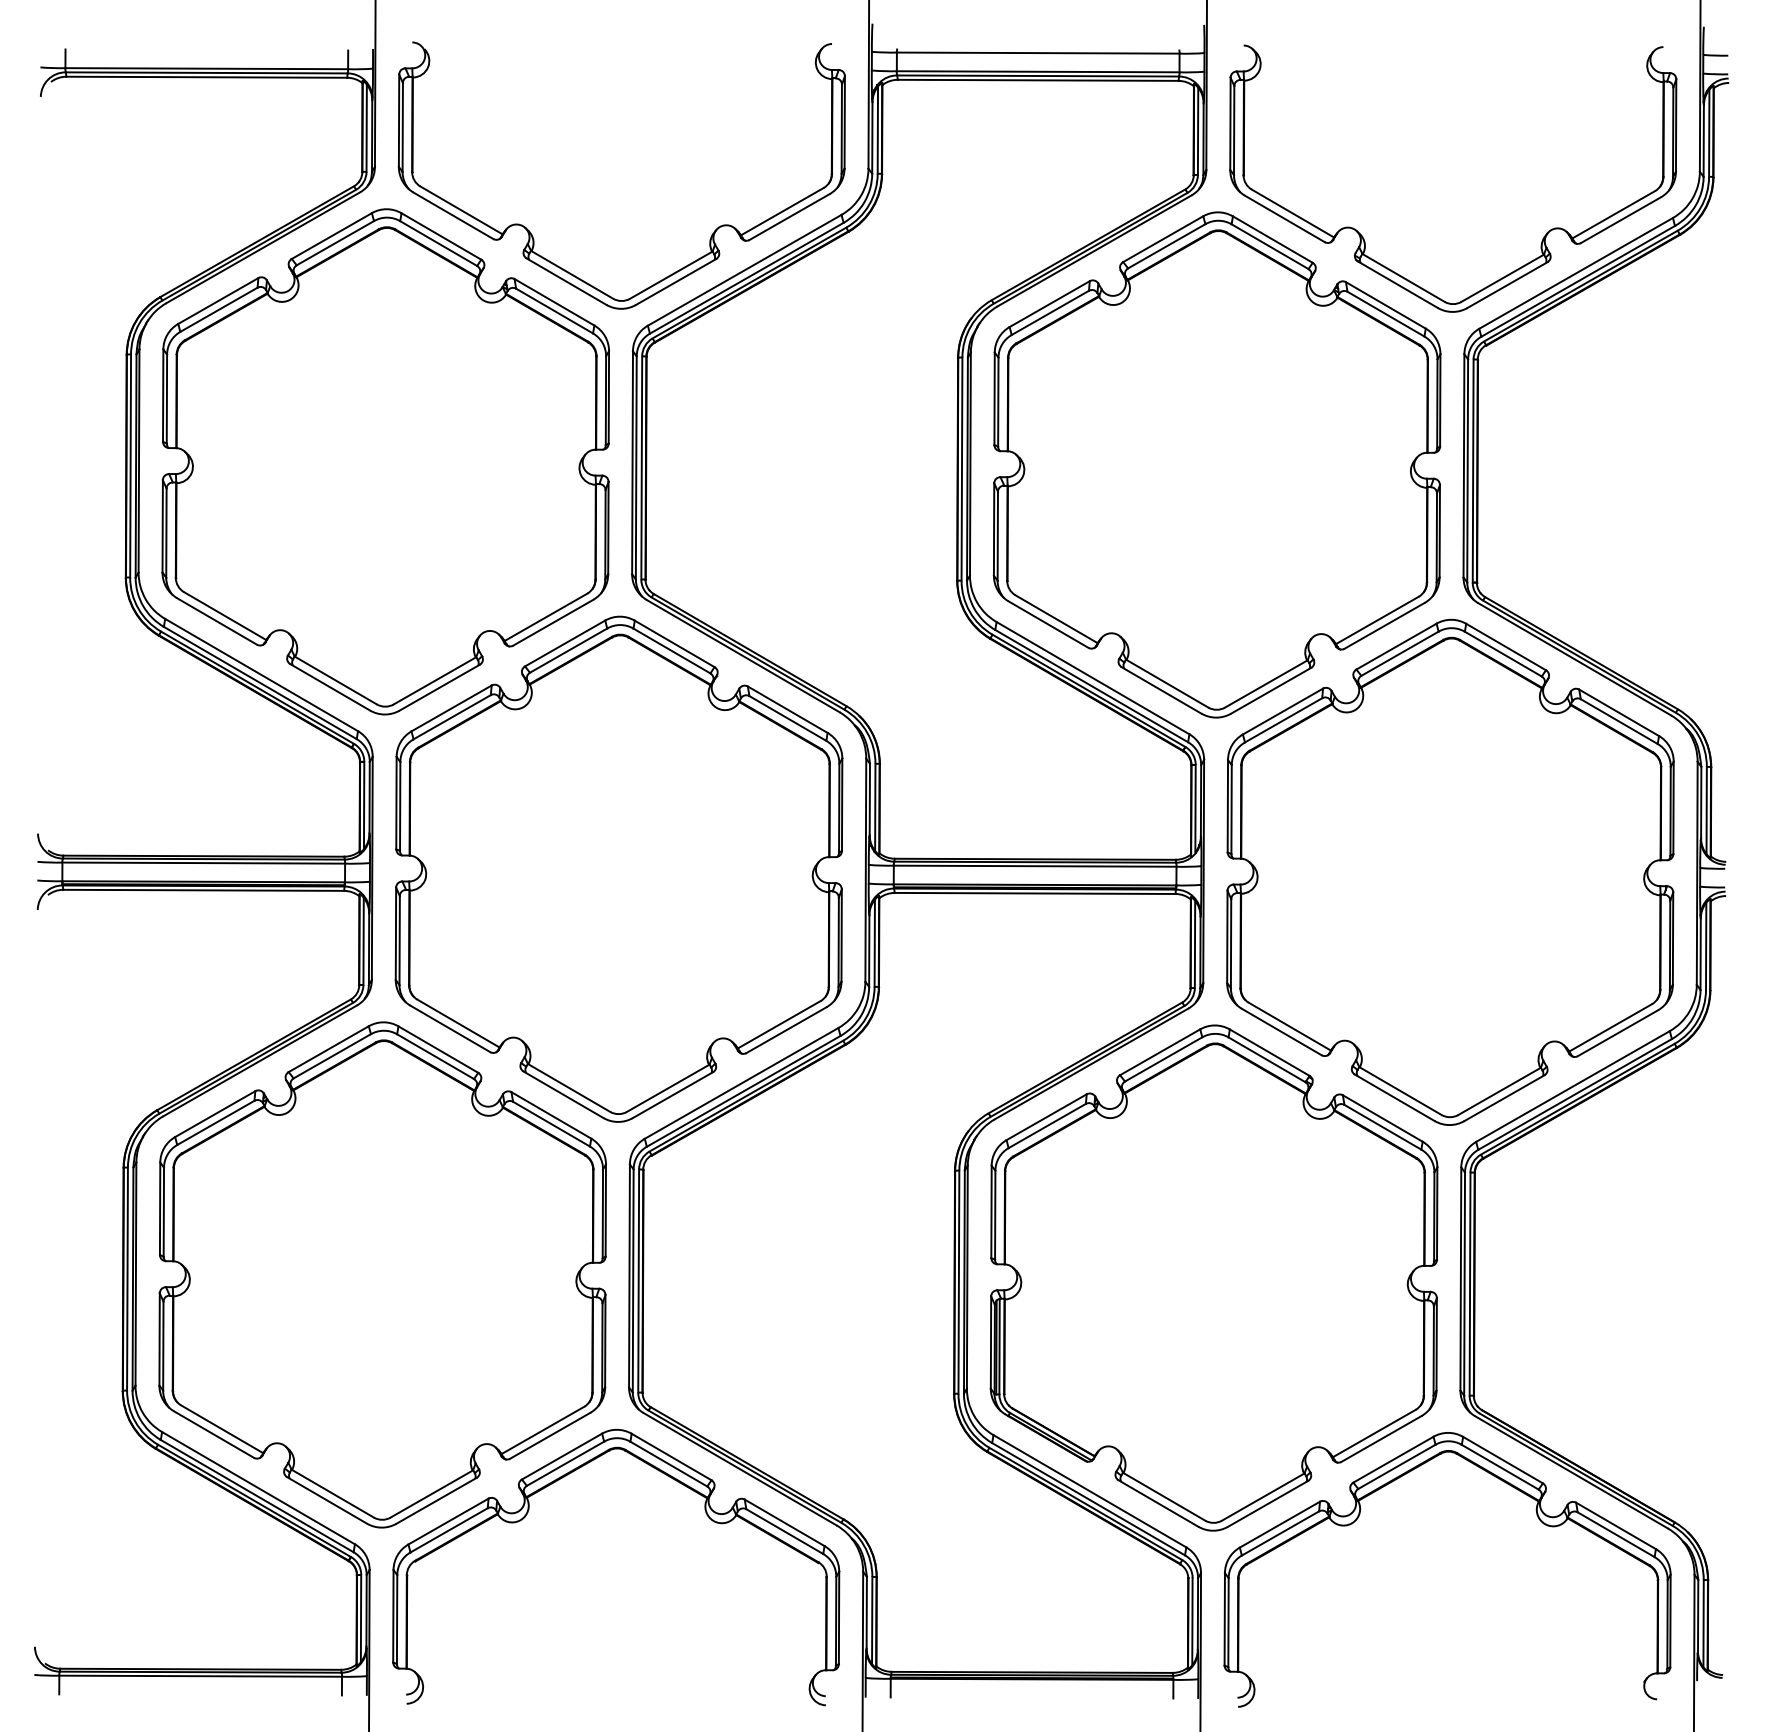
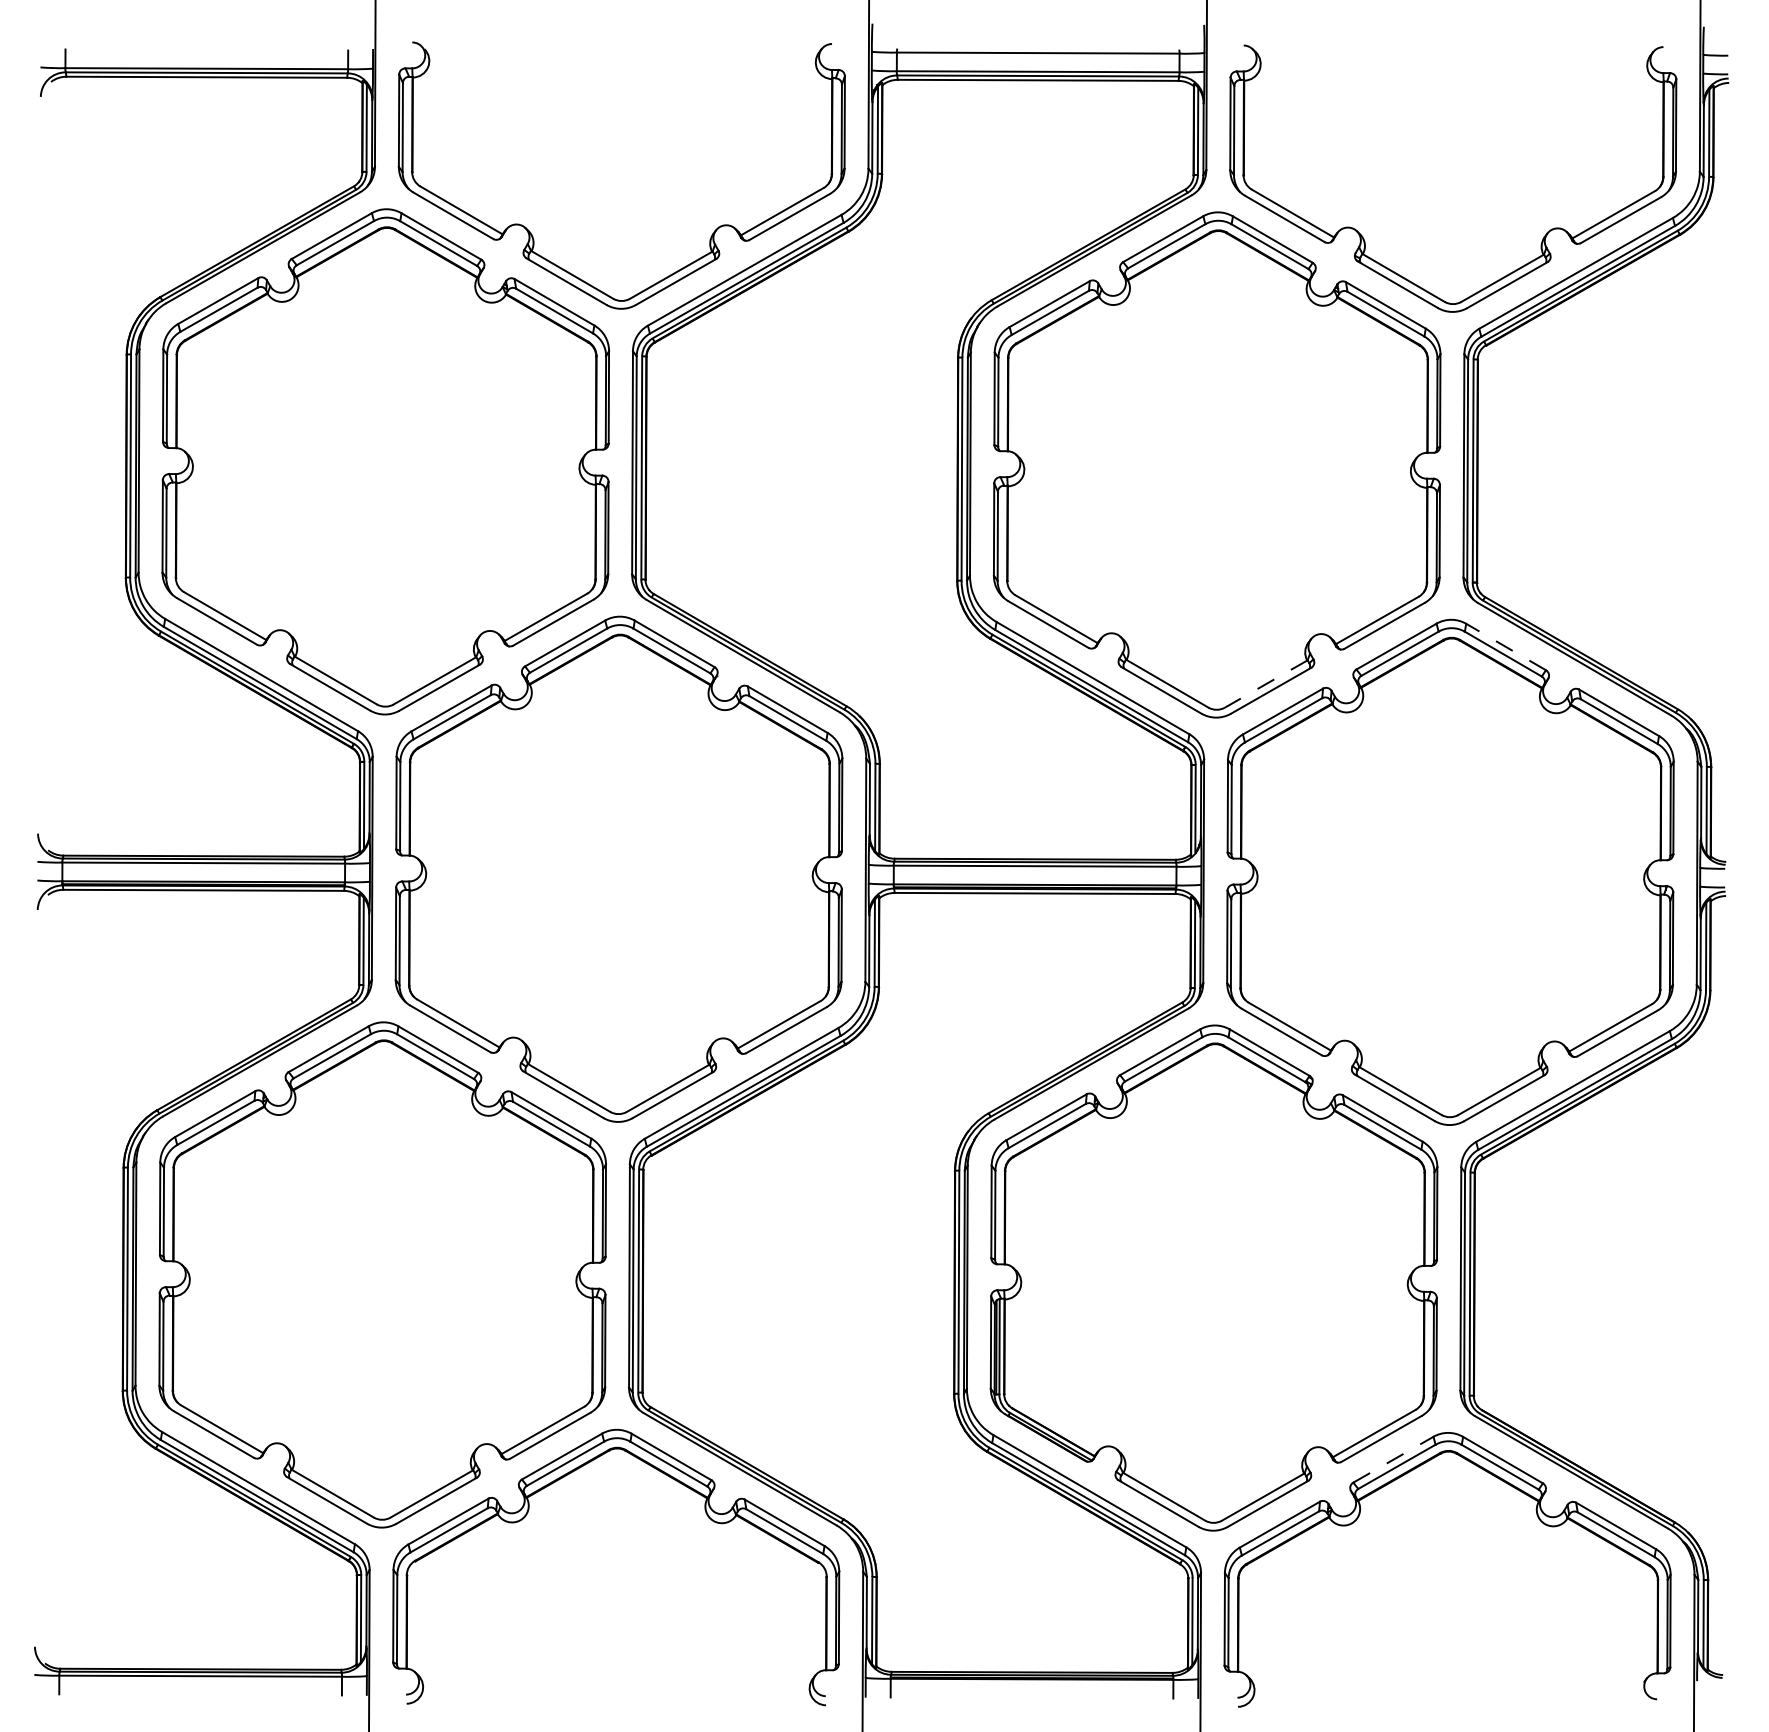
line: solid -> dashed (1505, 646)
line: solid -> dashed (1266, 683)
line: solid -> dashed (1393, 1459)
